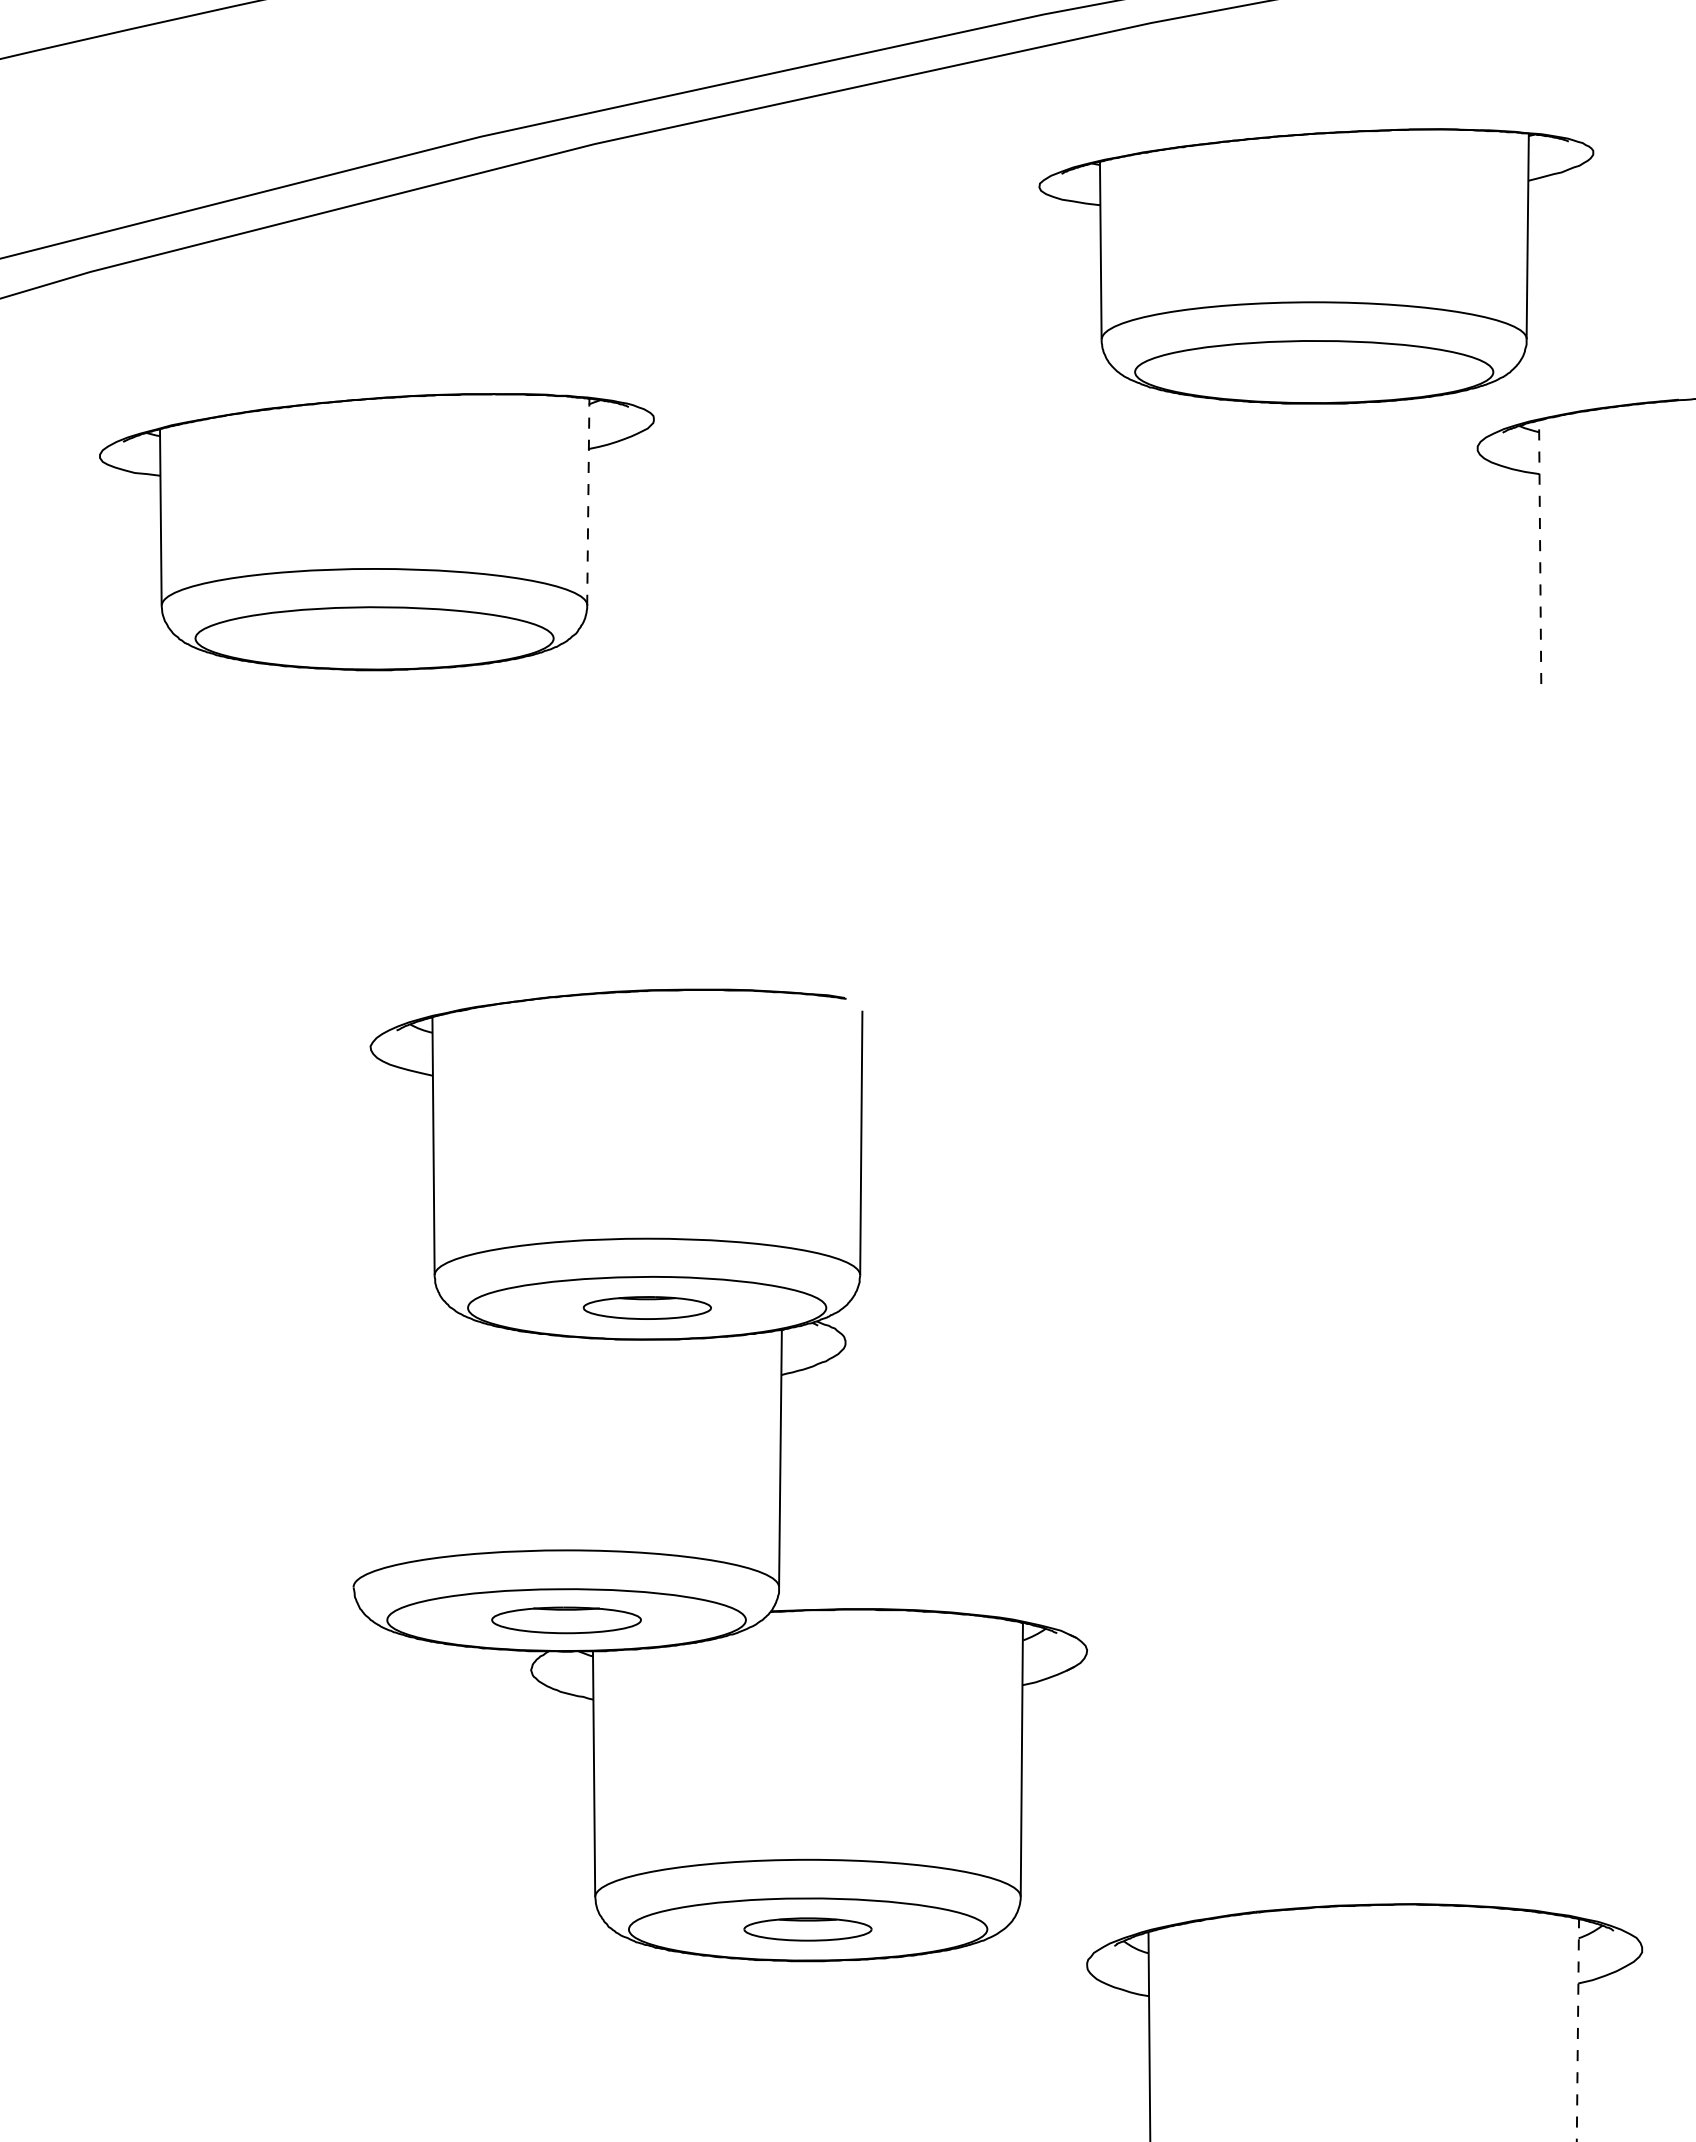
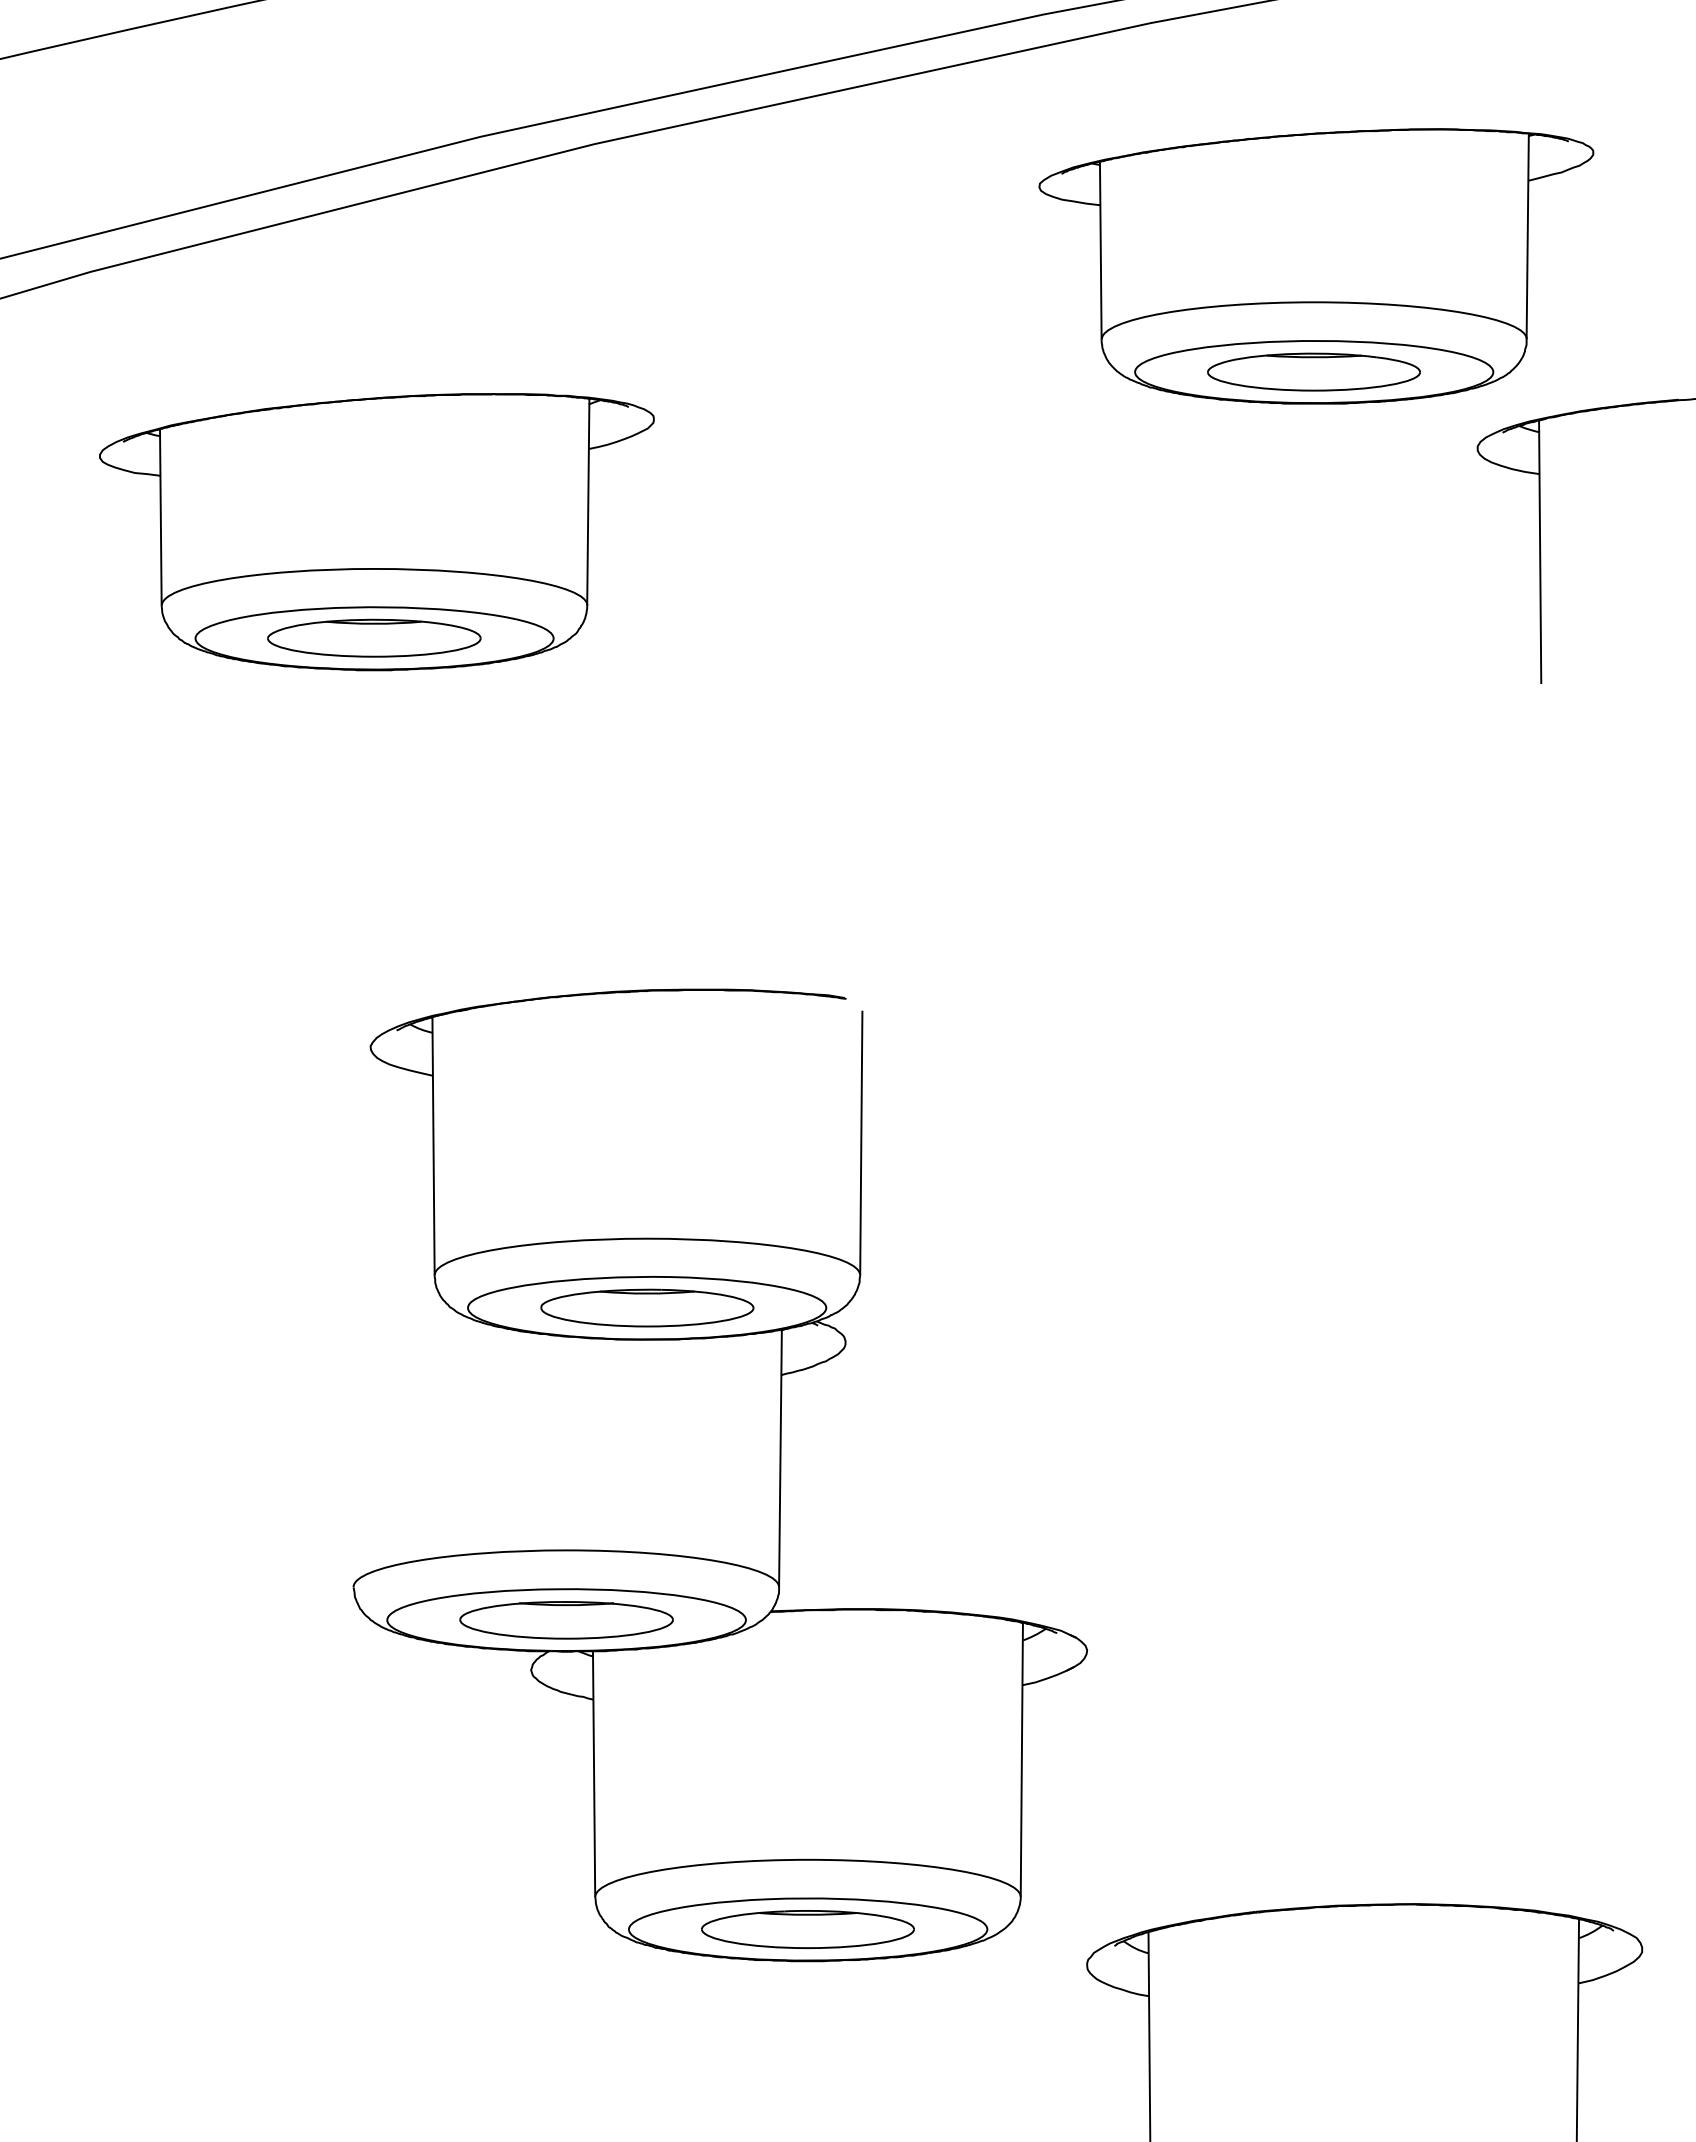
part: none -> present (1313, 371)
line: dashed -> solid (588, 502)
line: dashed -> solid (1540, 552)
part: none -> present (374, 637)
part size: 130x24 px -> 215x40 px (647, 1307)
part size: 151x29 px -> 215x39 px (566, 1620)
part size: 130x25 px -> 214x39 px (807, 1929)
line: dashed -> solid (1577, 2030)
